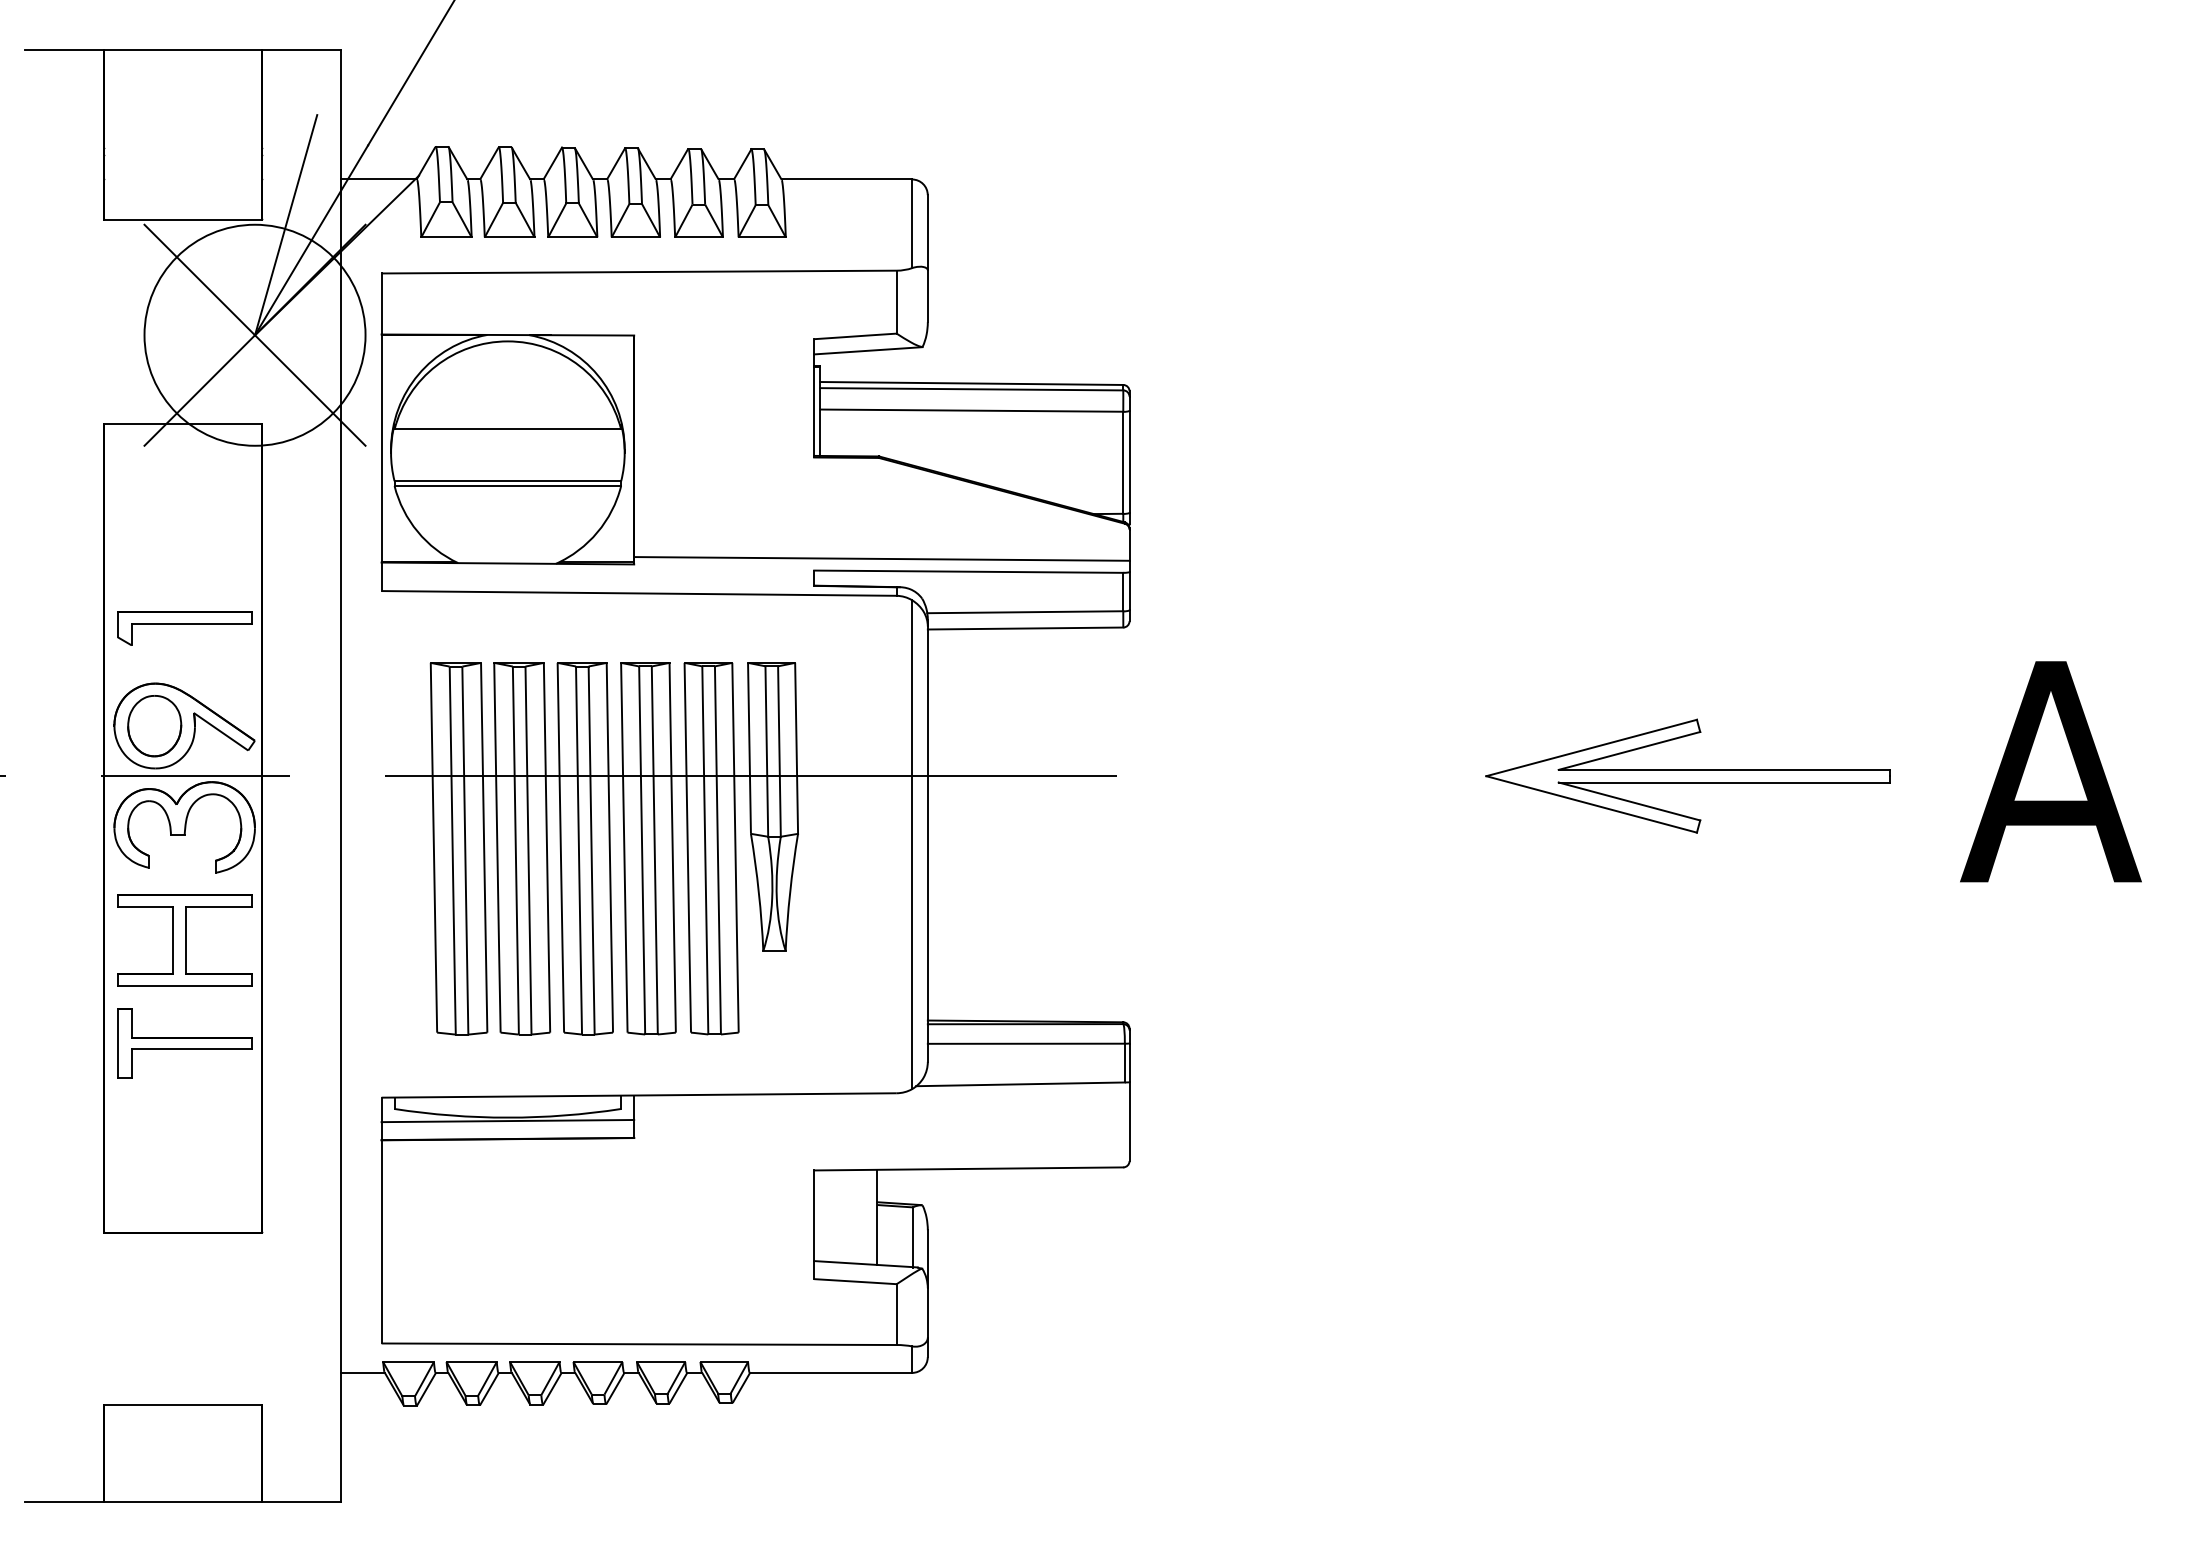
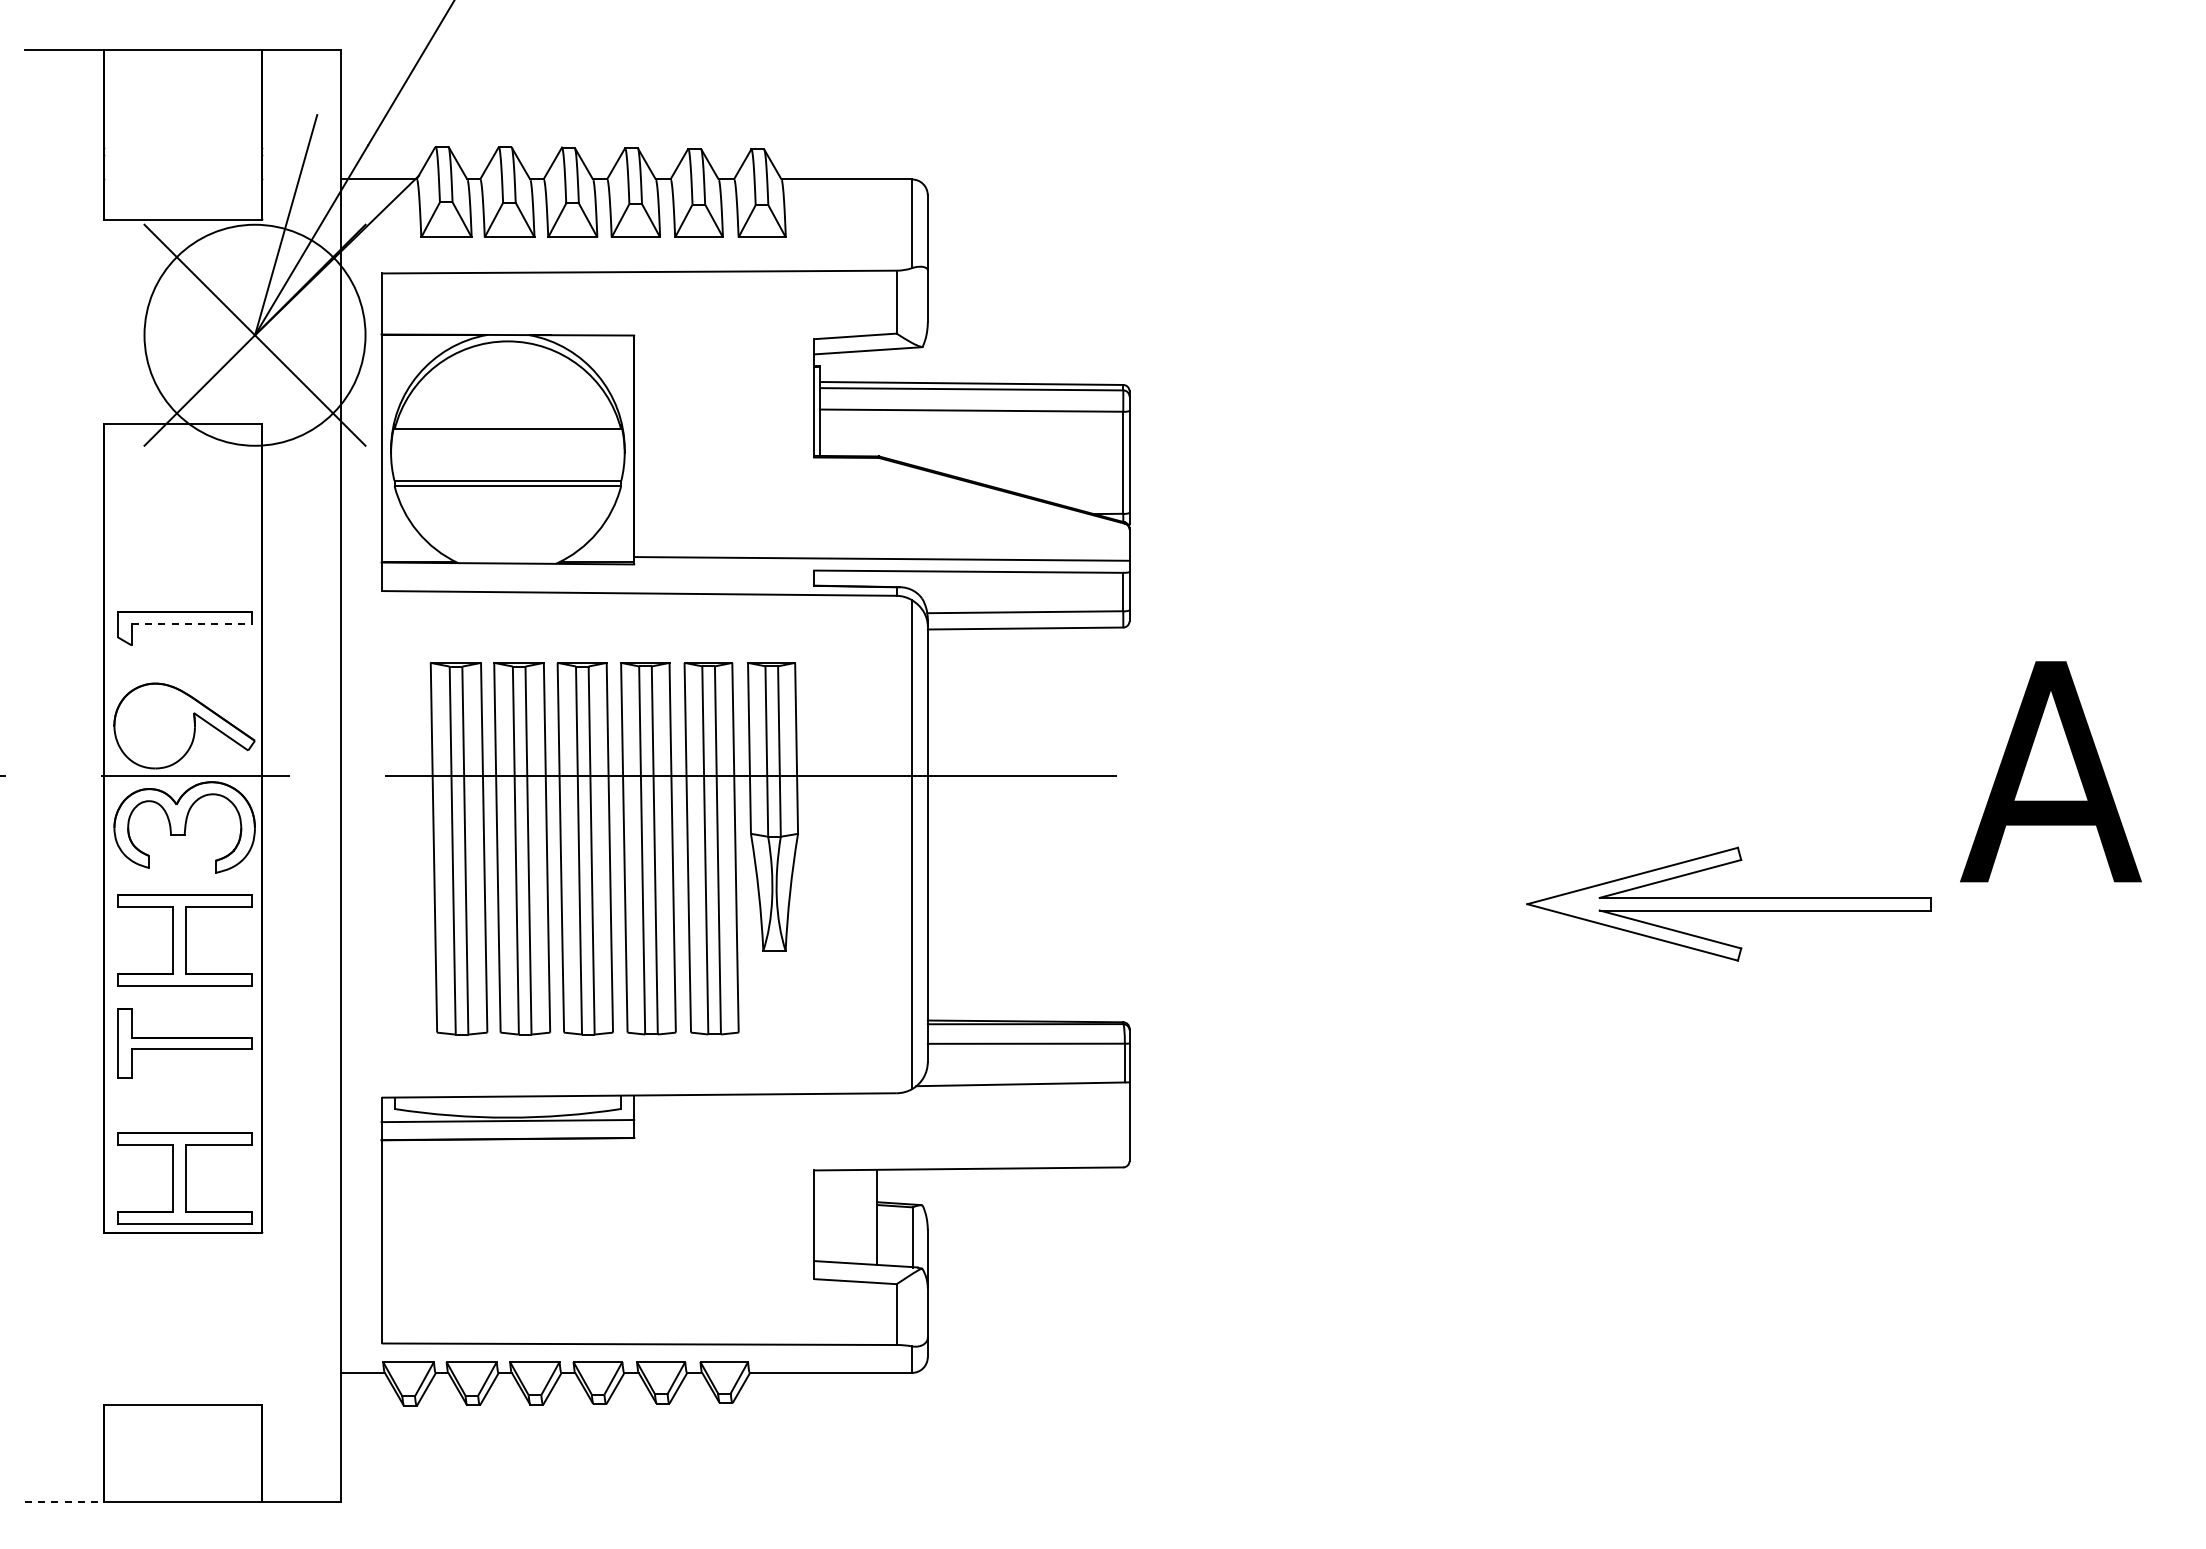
line: solid -> dashed (191, 624)
part: present -> none (154, 726)
part position: (1687, 775) -> (1728, 903) (1728, 903)
part: none -> present (184, 1178)
line: solid -> dashed (64, 1502)
